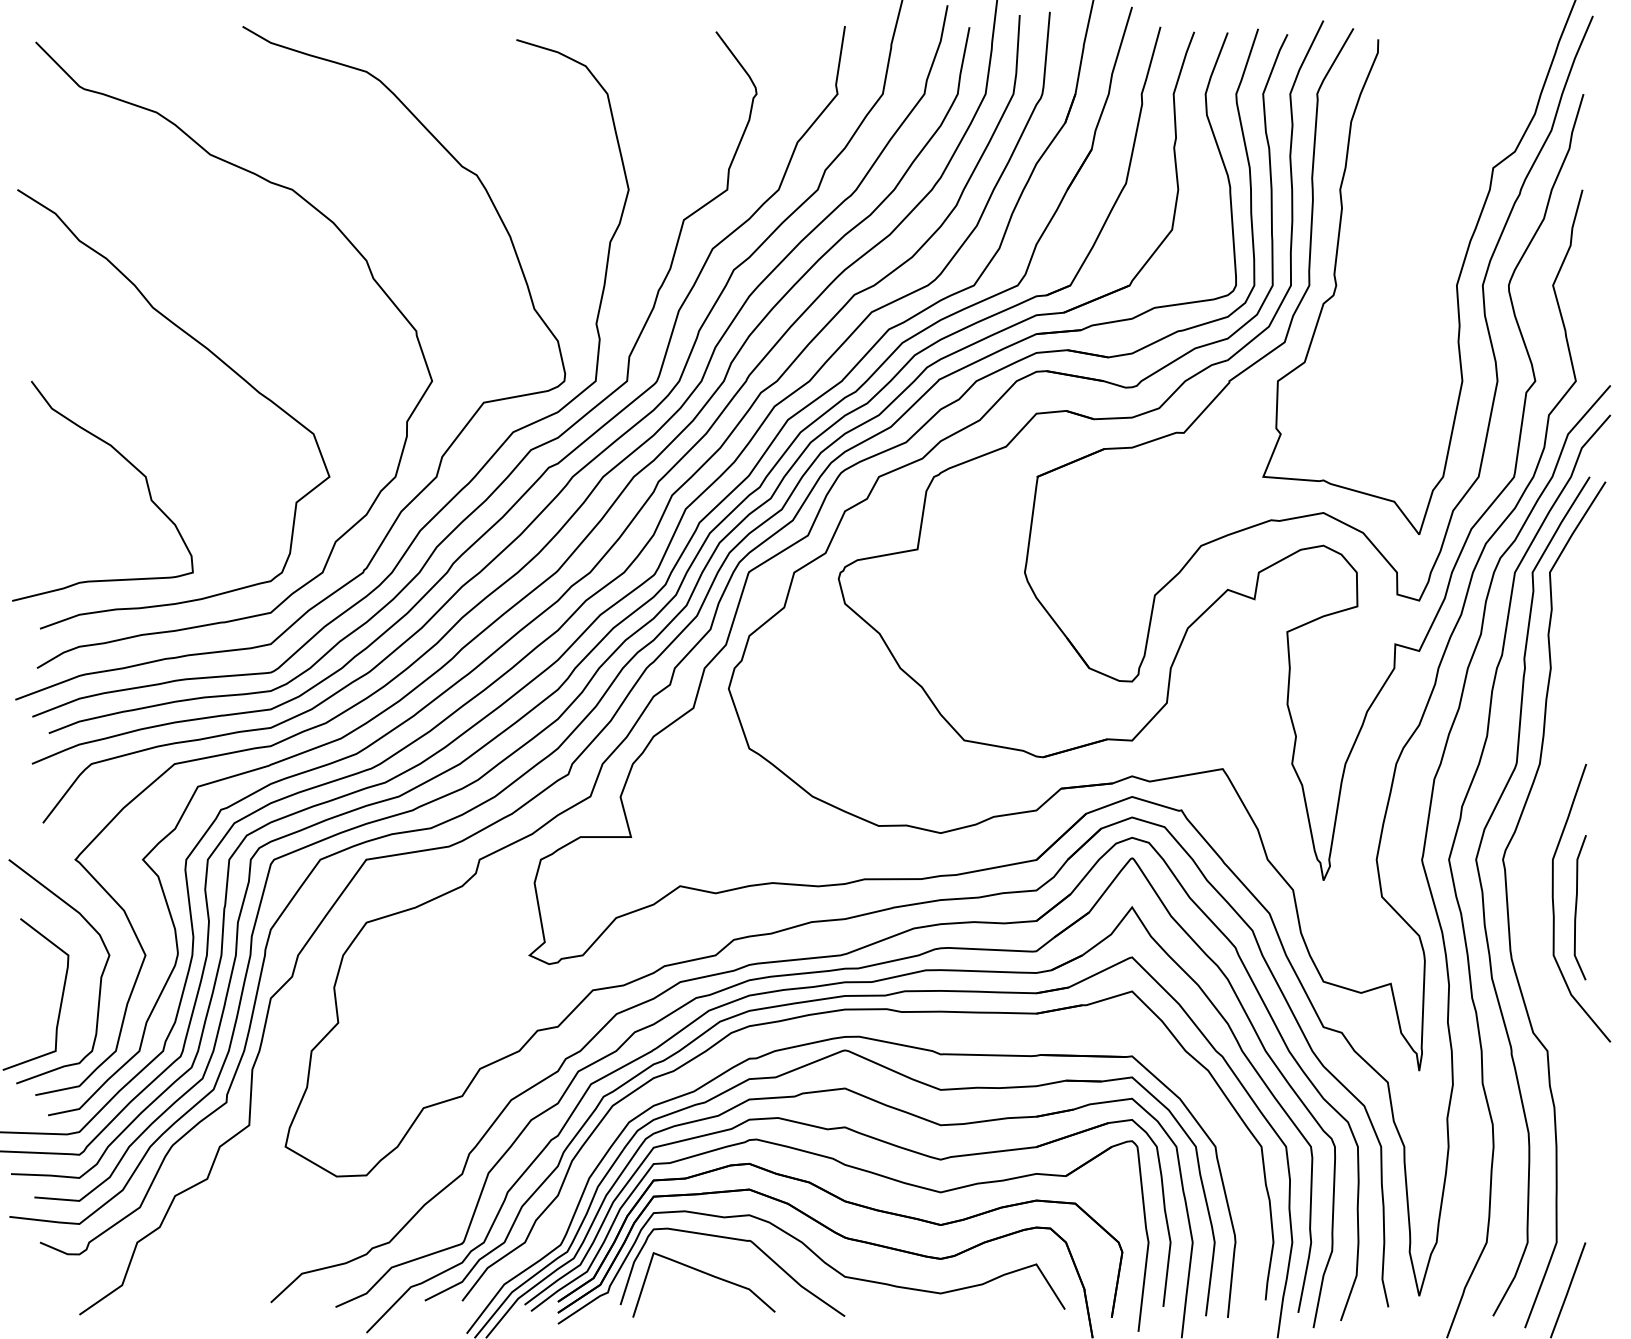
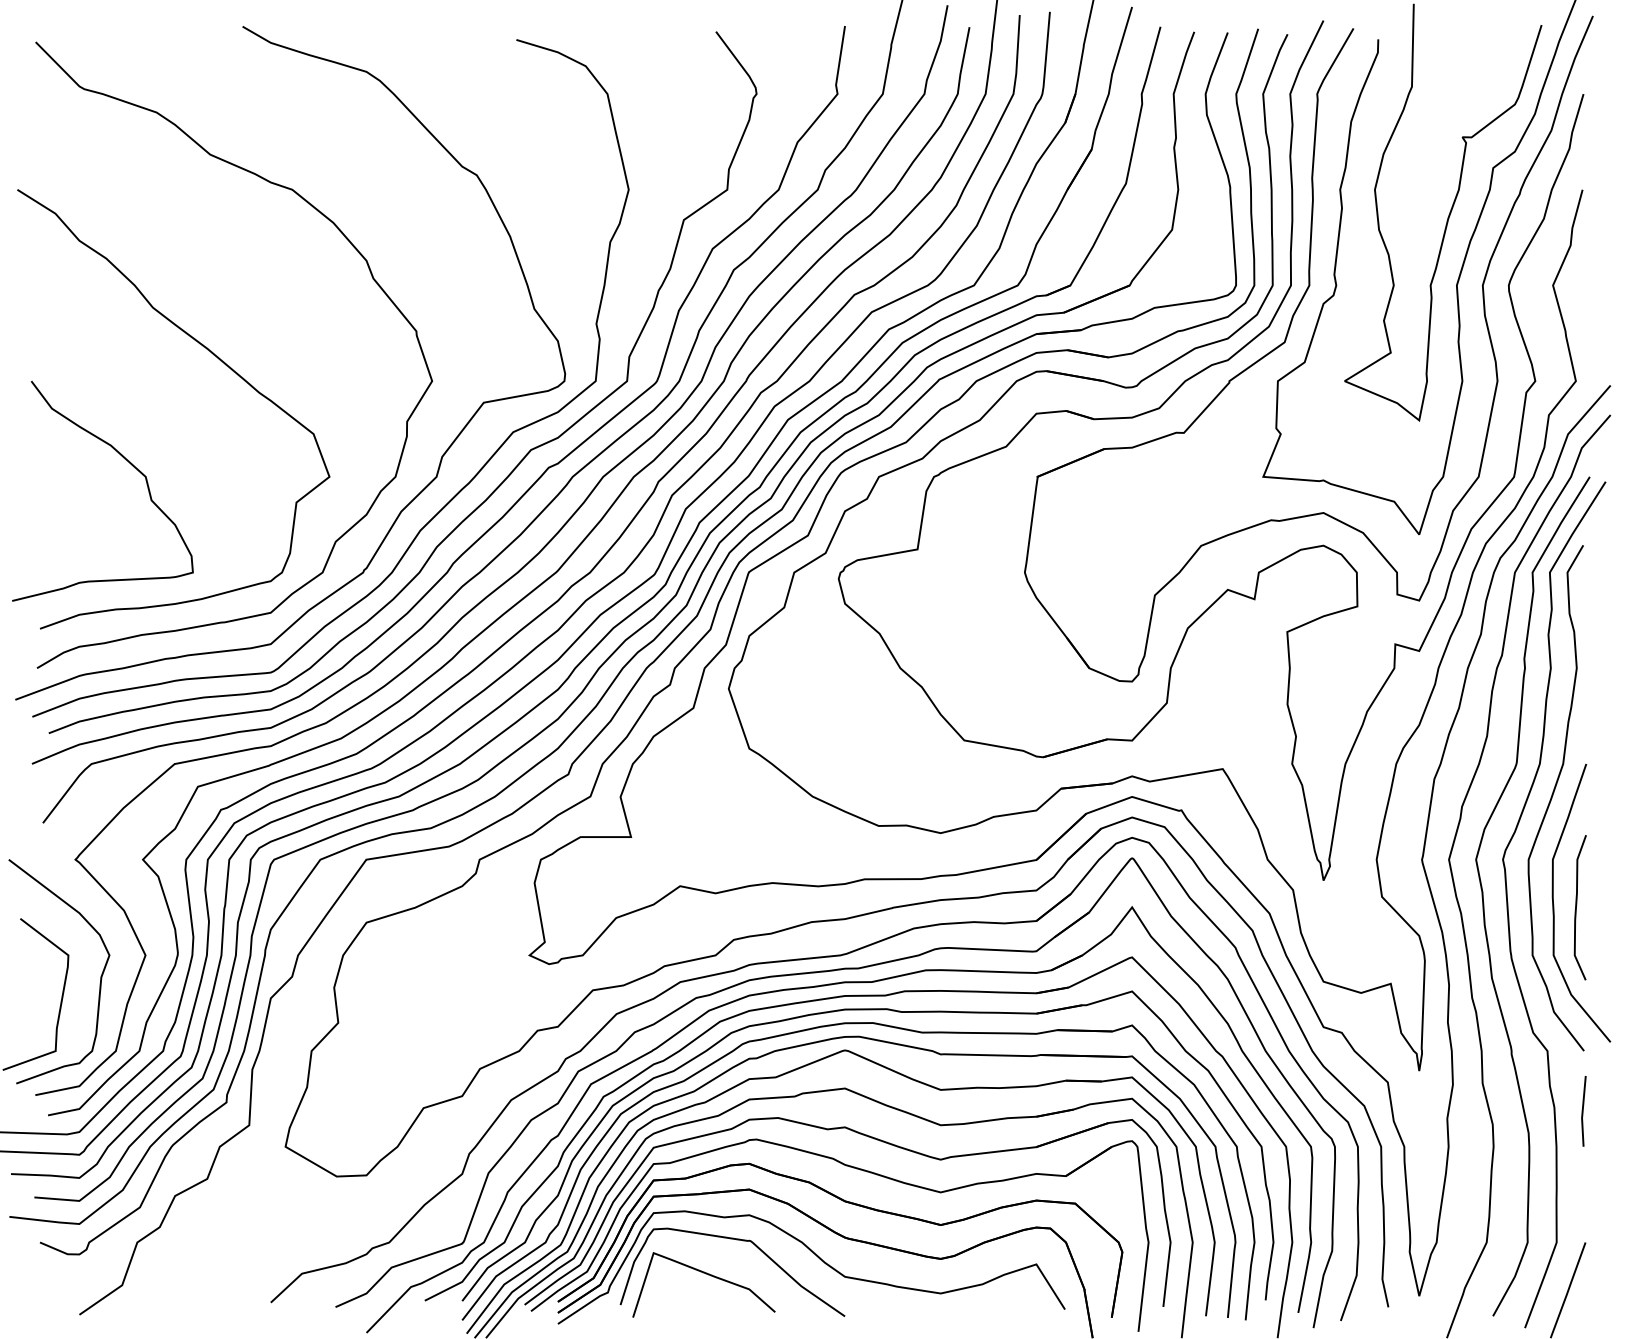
curve: none -> present (1448, 214)
curve: none -> present (1552, 798)
part: none -> present (855, 1024)
line: none -> present (1583, 1111)
